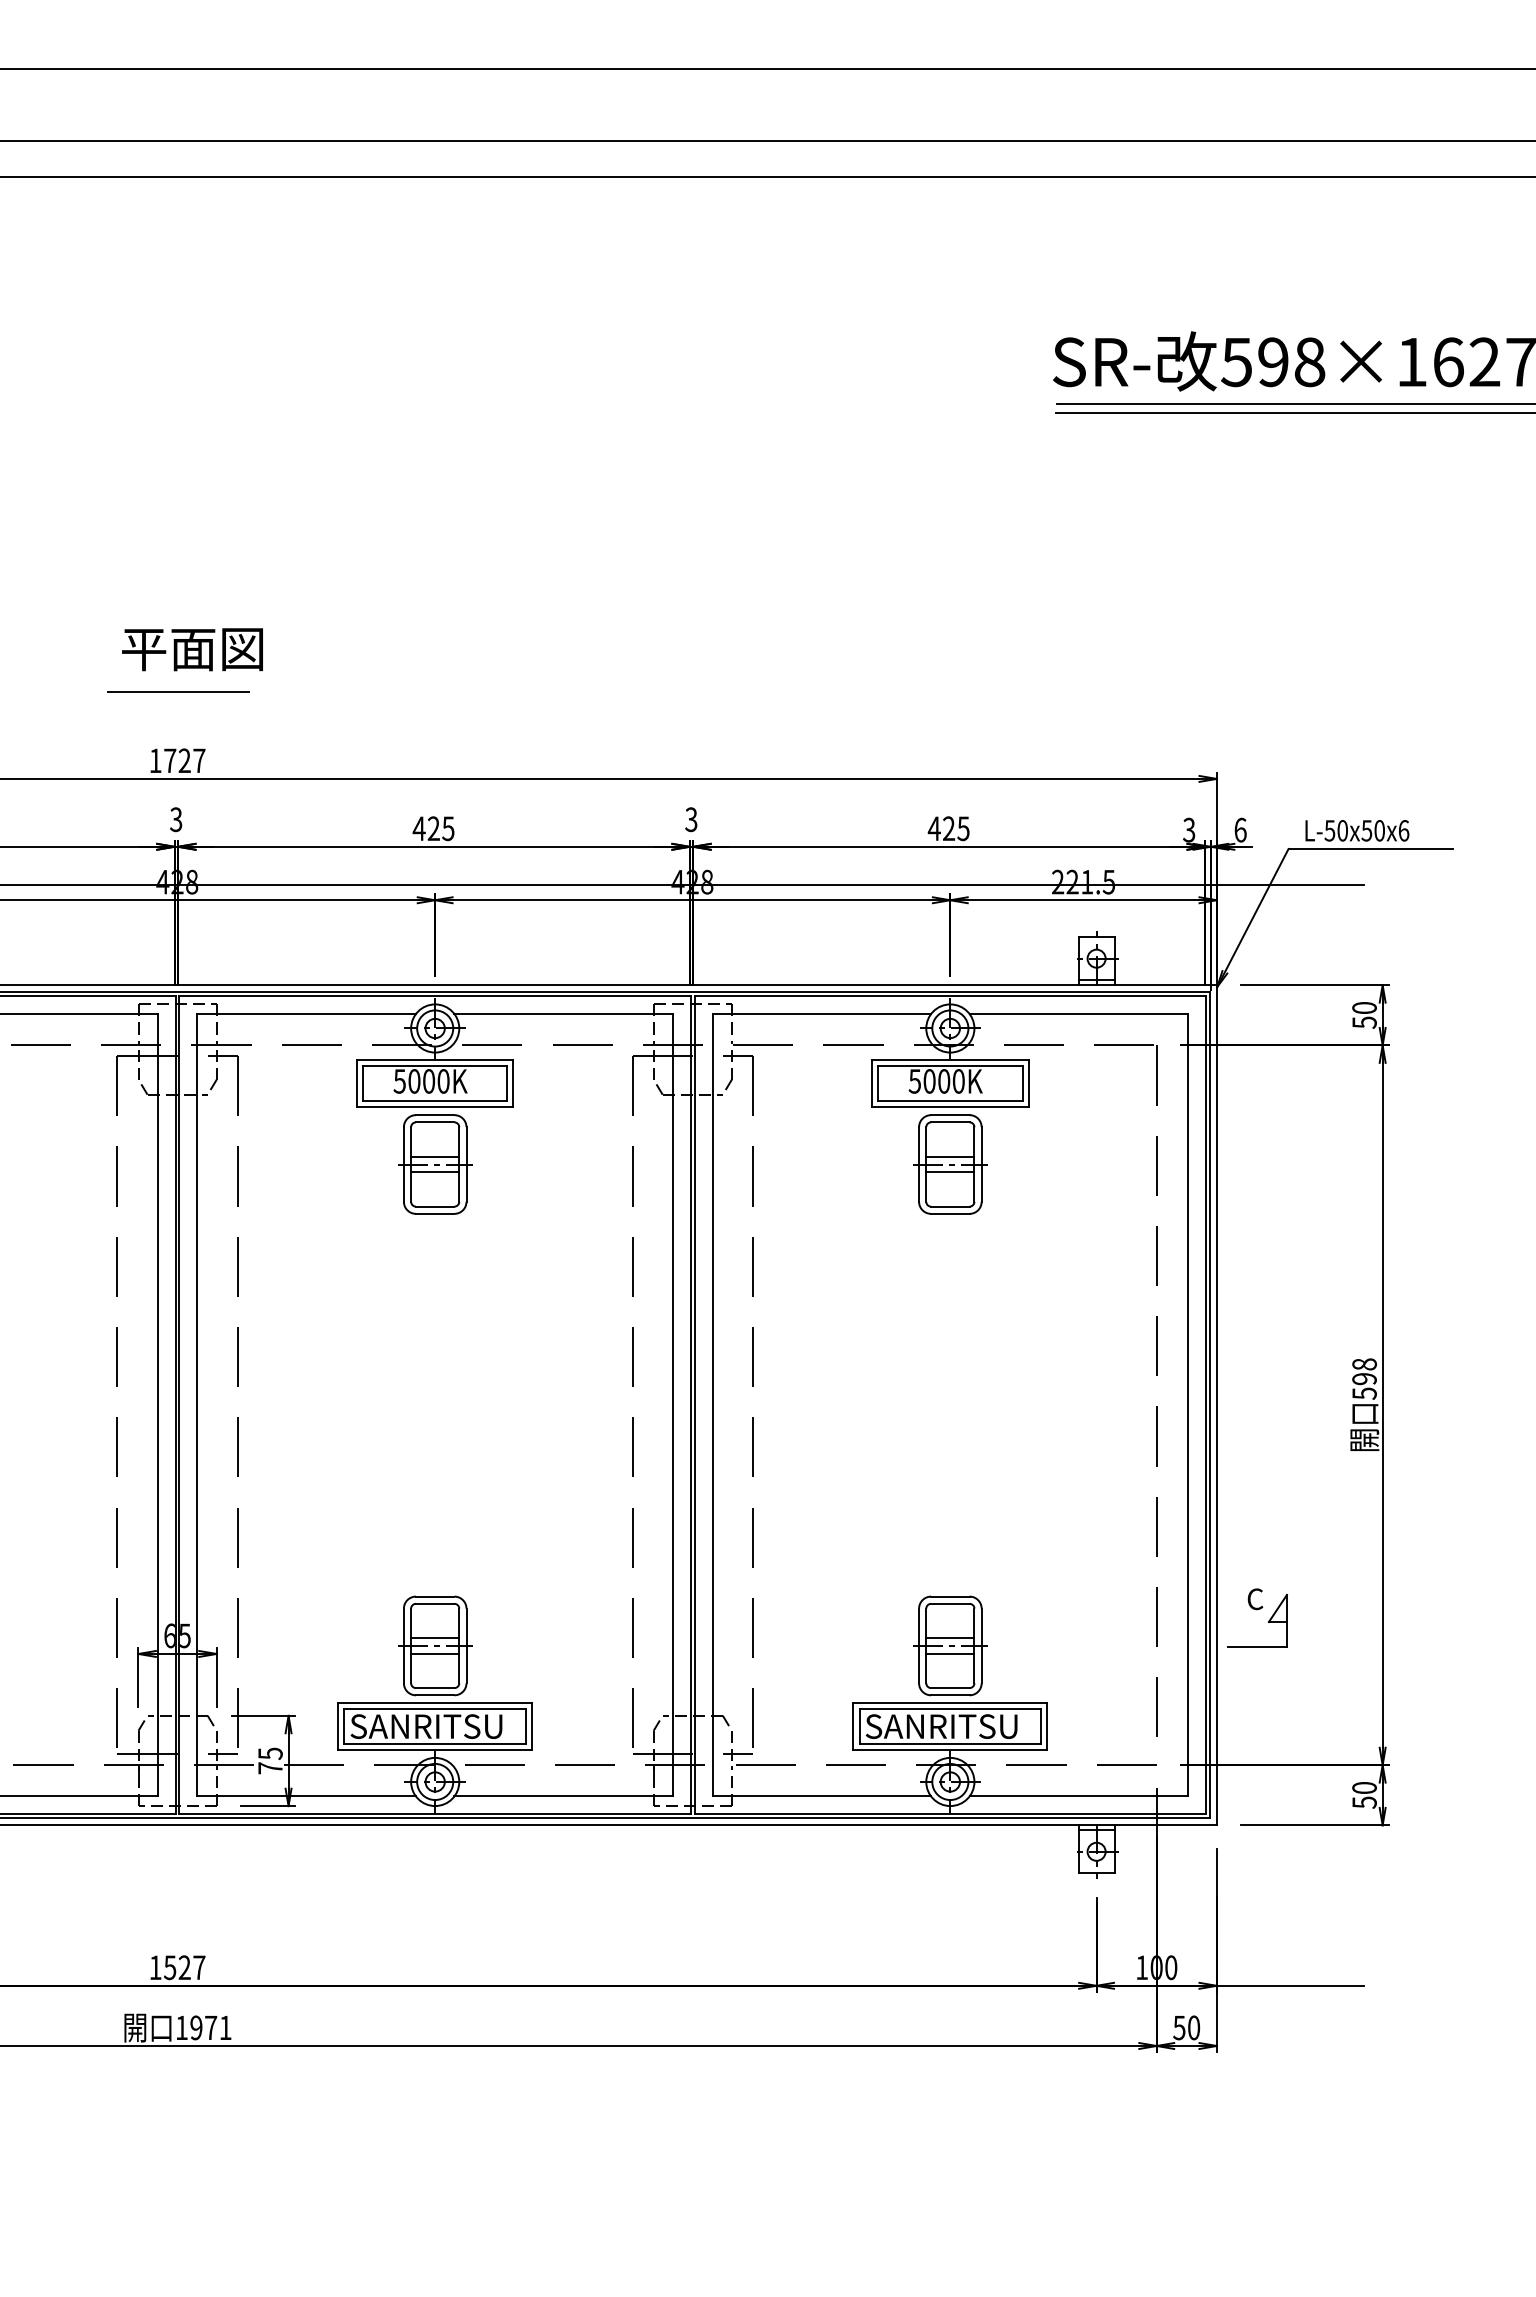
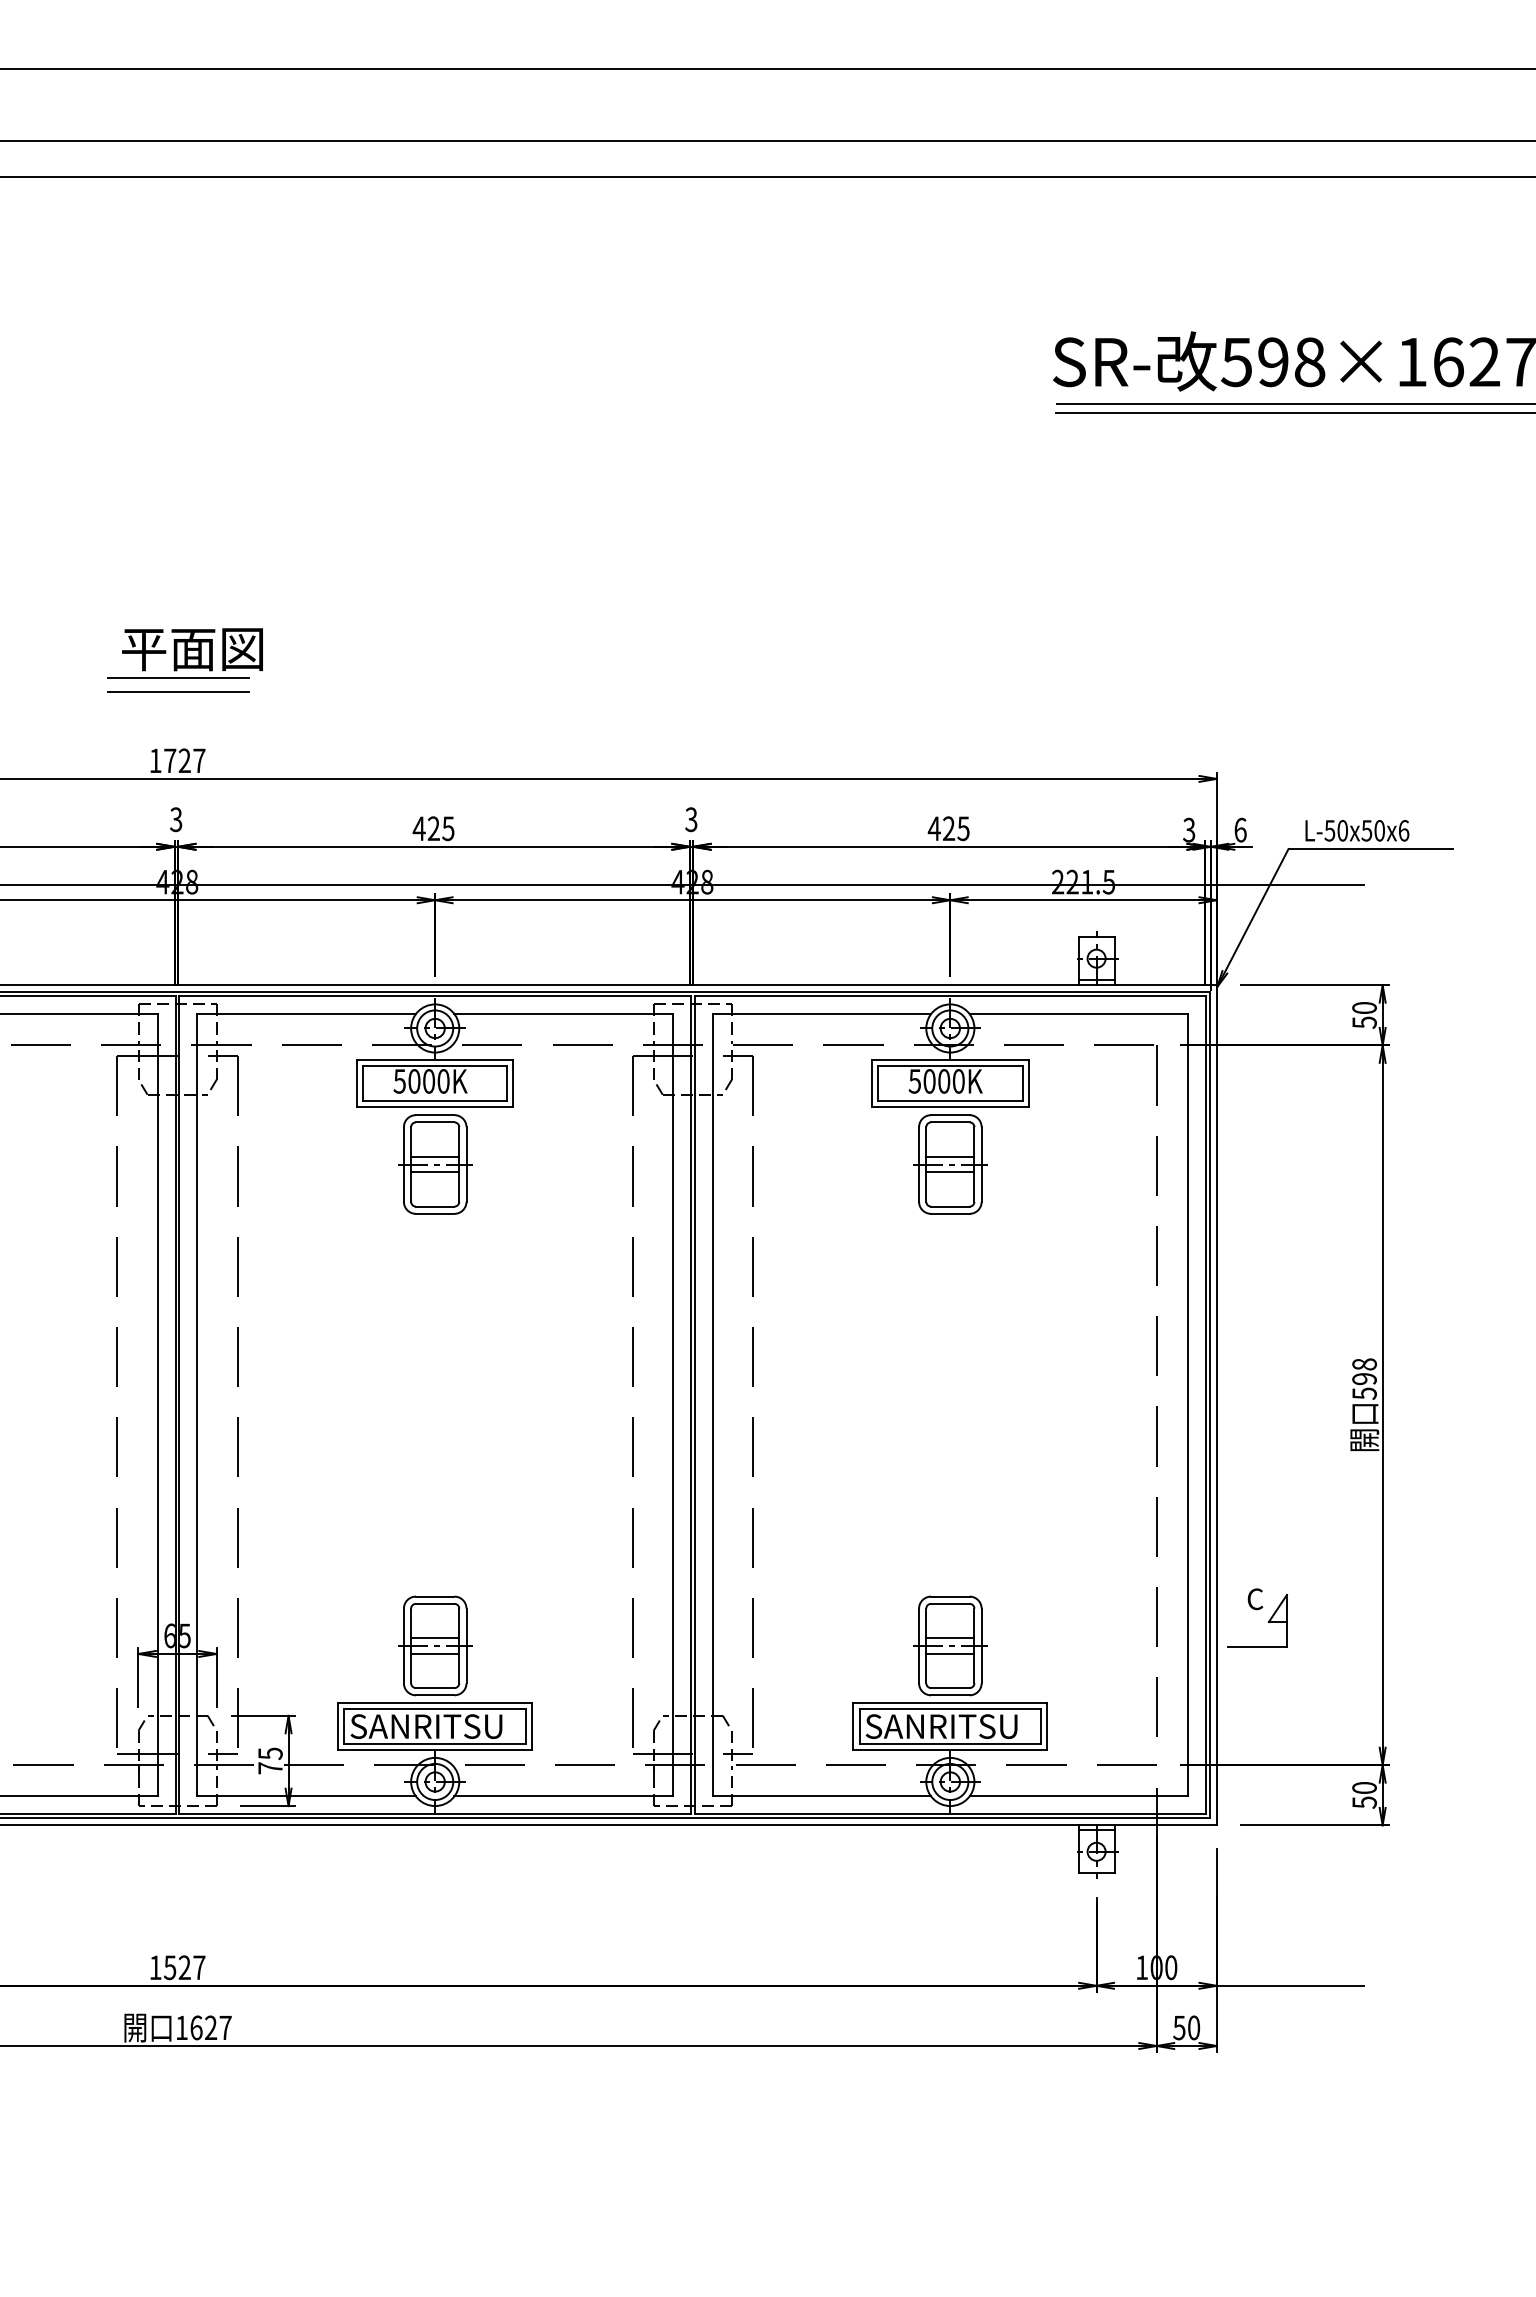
line: none -> present (178, 678)
text: 1971 -> 1627 (210, 2027)
